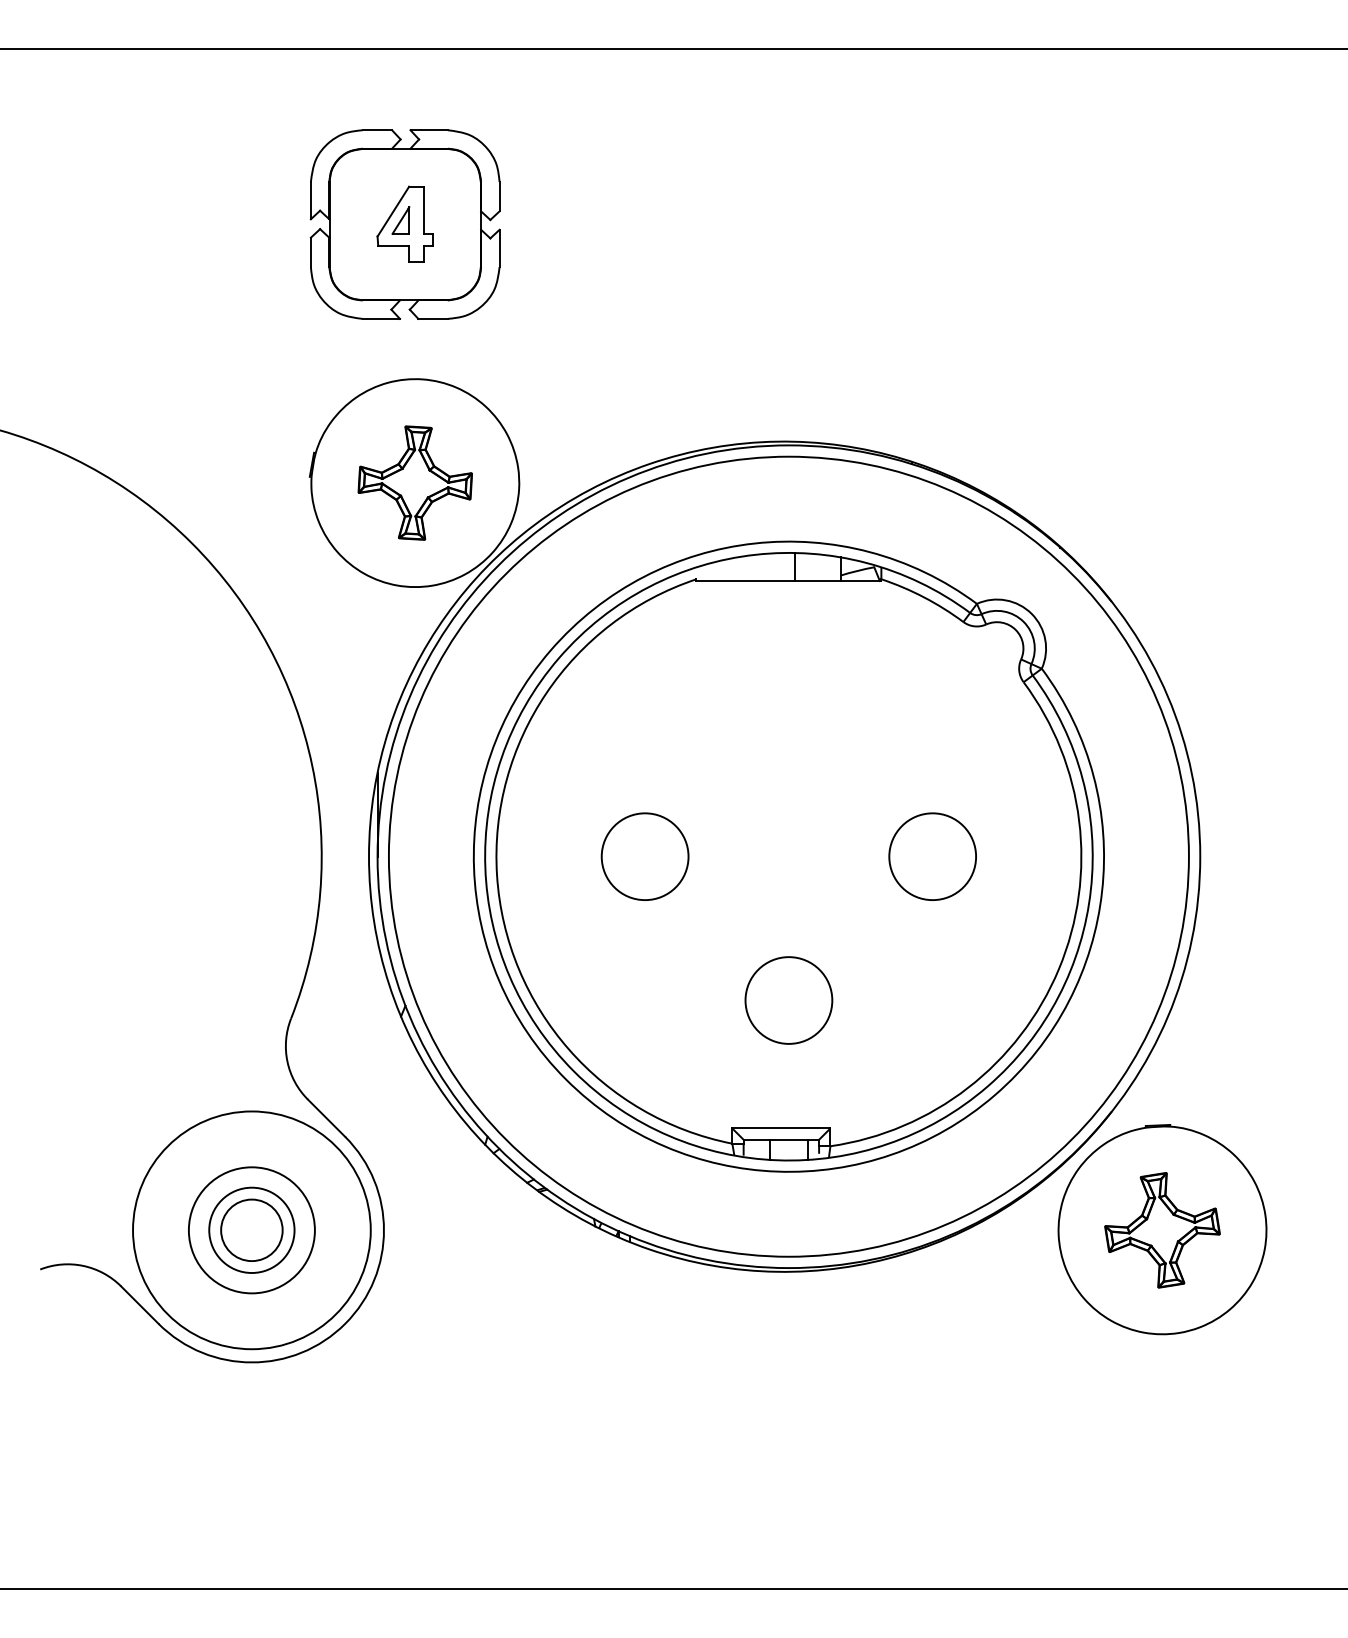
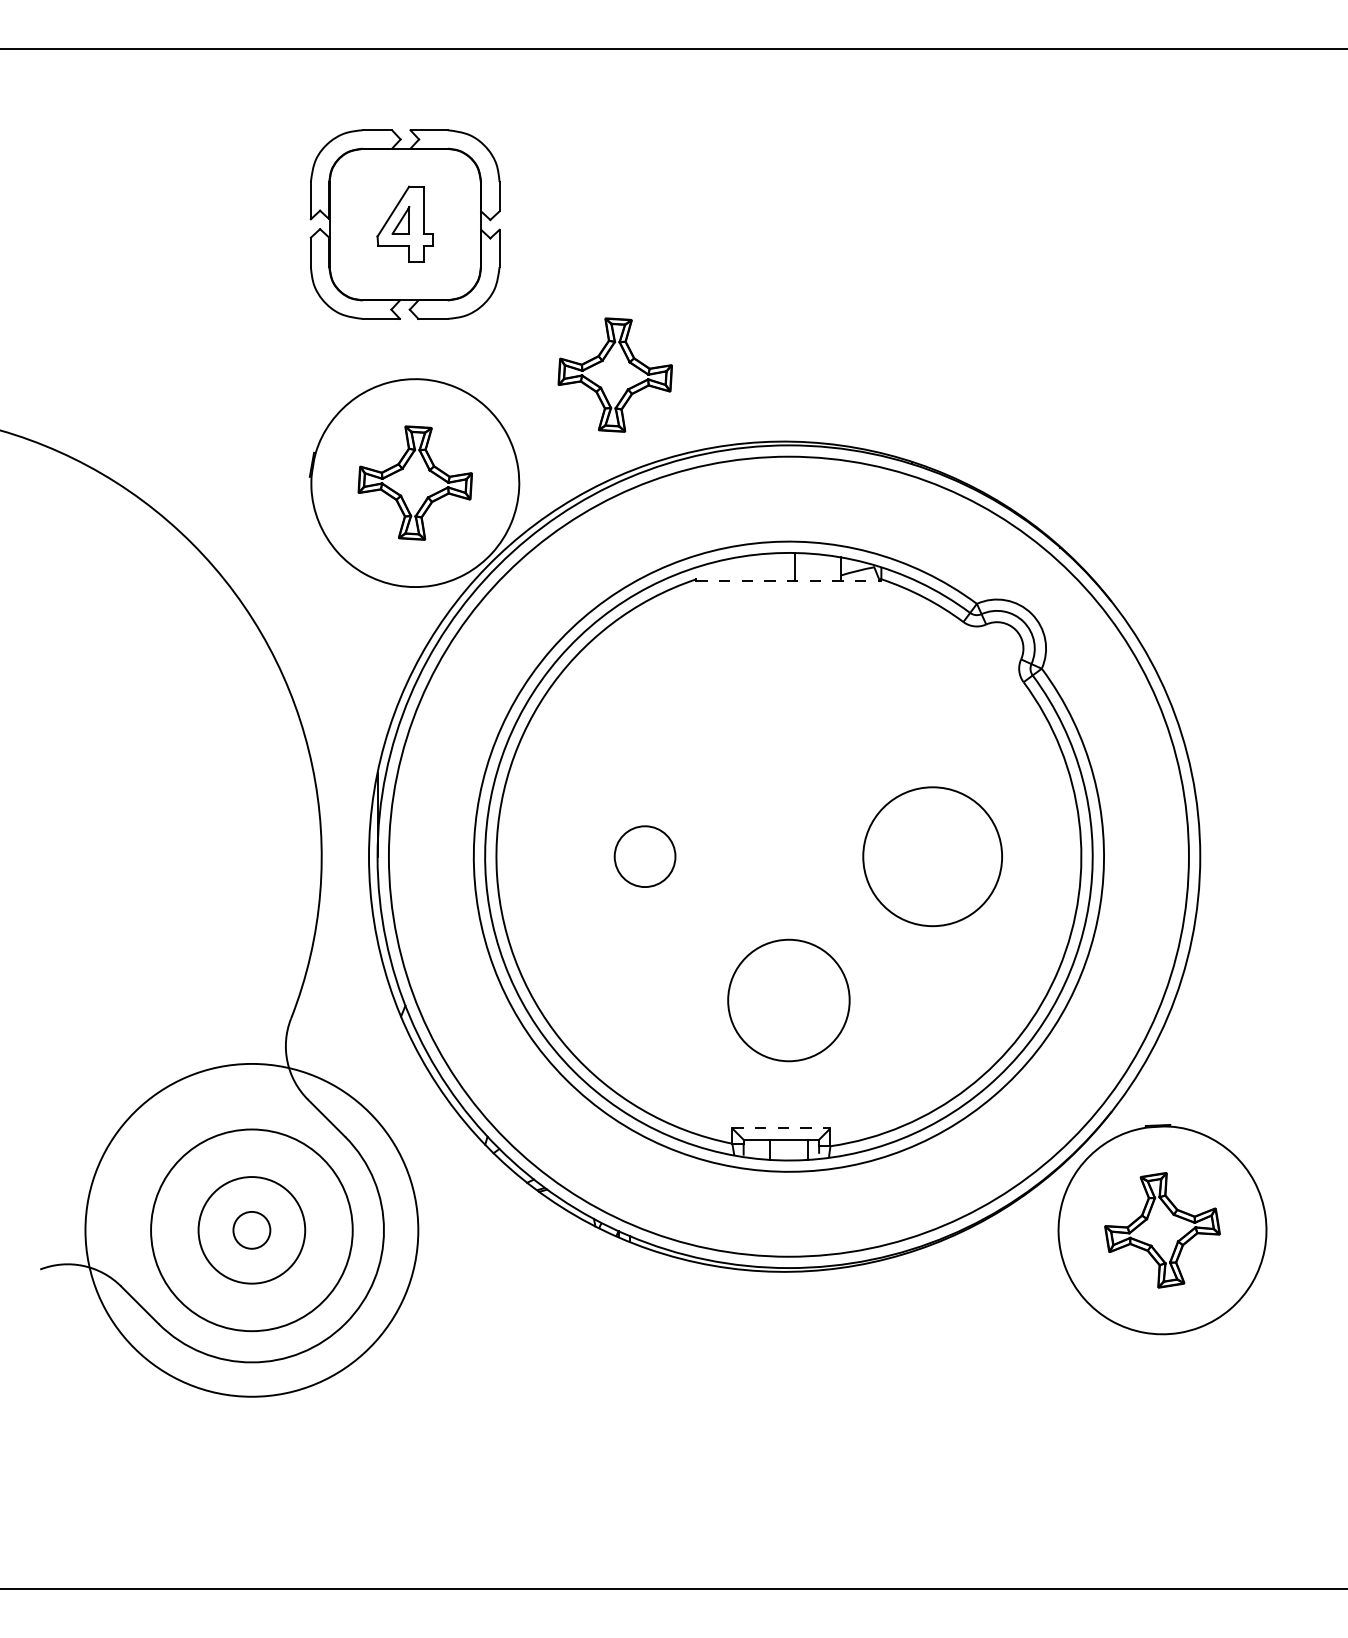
part: none -> present (614, 374)
line: solid -> dashed (789, 581)
circle size: 90x89 px -> 64x63 px (644, 856)
circle diameter: 87 px -> 139 px (932, 856)
circle diameter: 87 px -> 122 px (788, 1000)
line: solid -> dashed (781, 1128)
circle diameter: 126 px -> 202 px (251, 1230)
circle diameter: 238 px -> 333 px (251, 1229)
circle diameter: 62 px -> 37 px (251, 1229)
circle diameter: 85 px -> 107 px (251, 1230)
